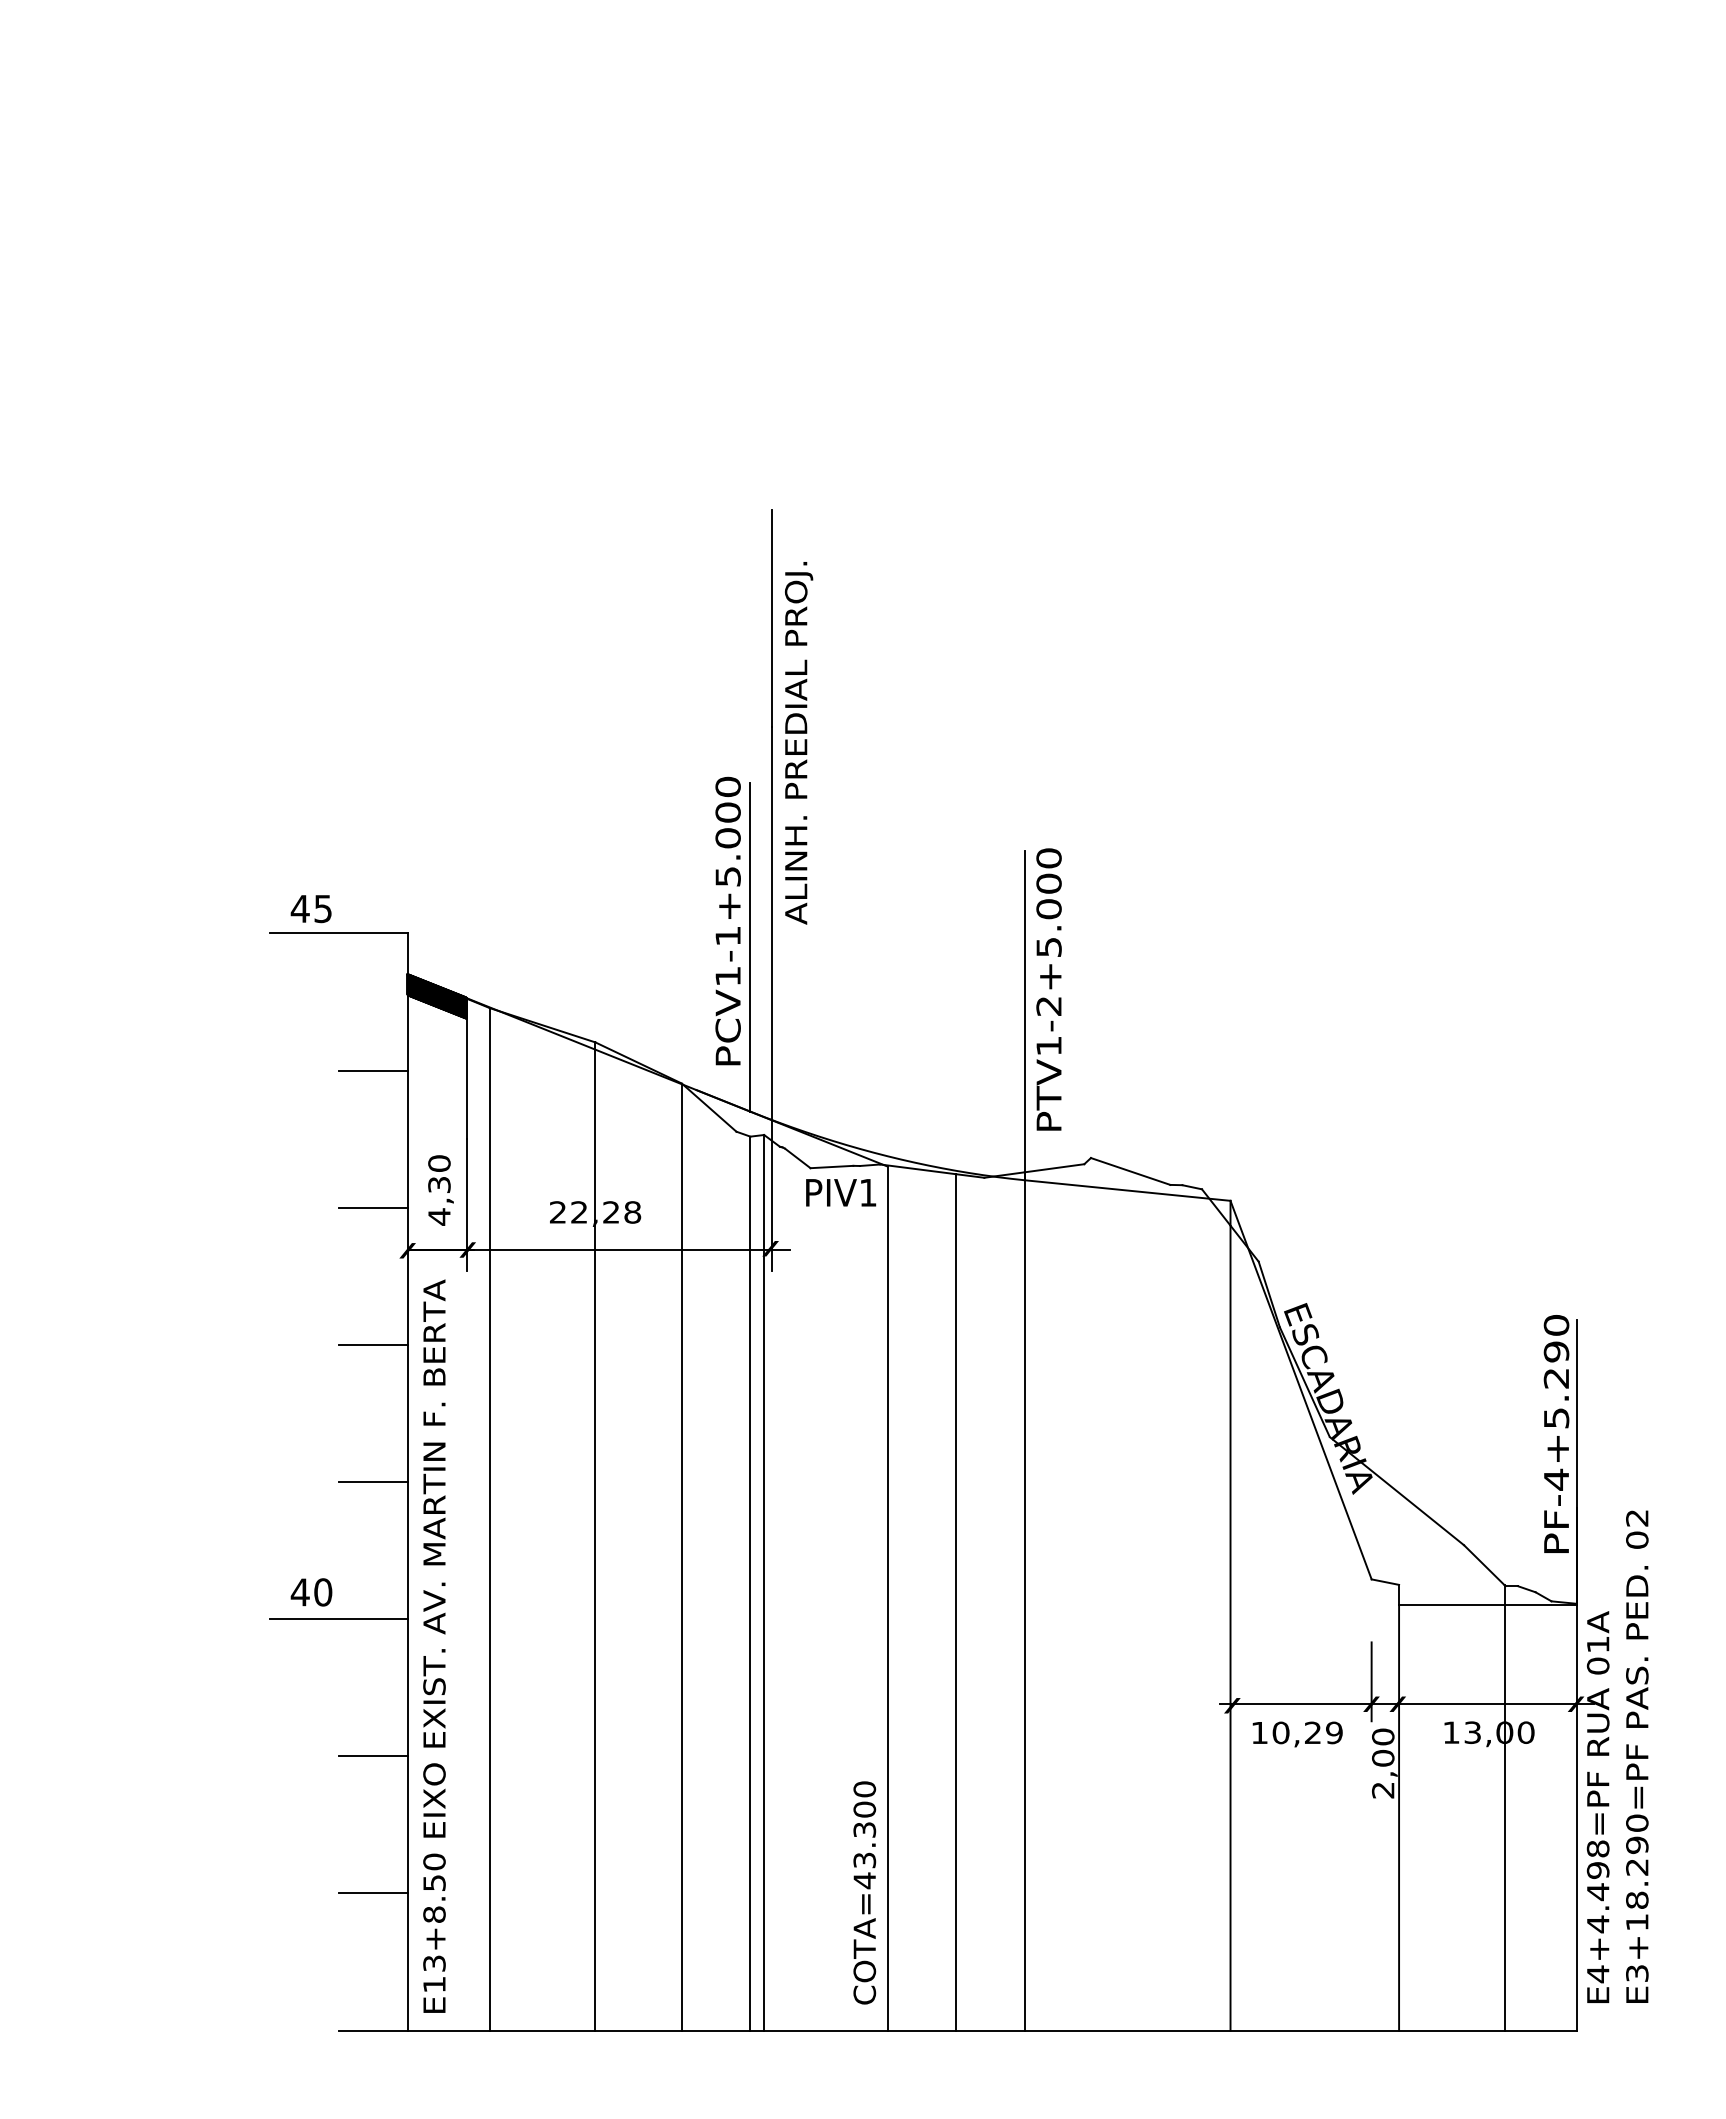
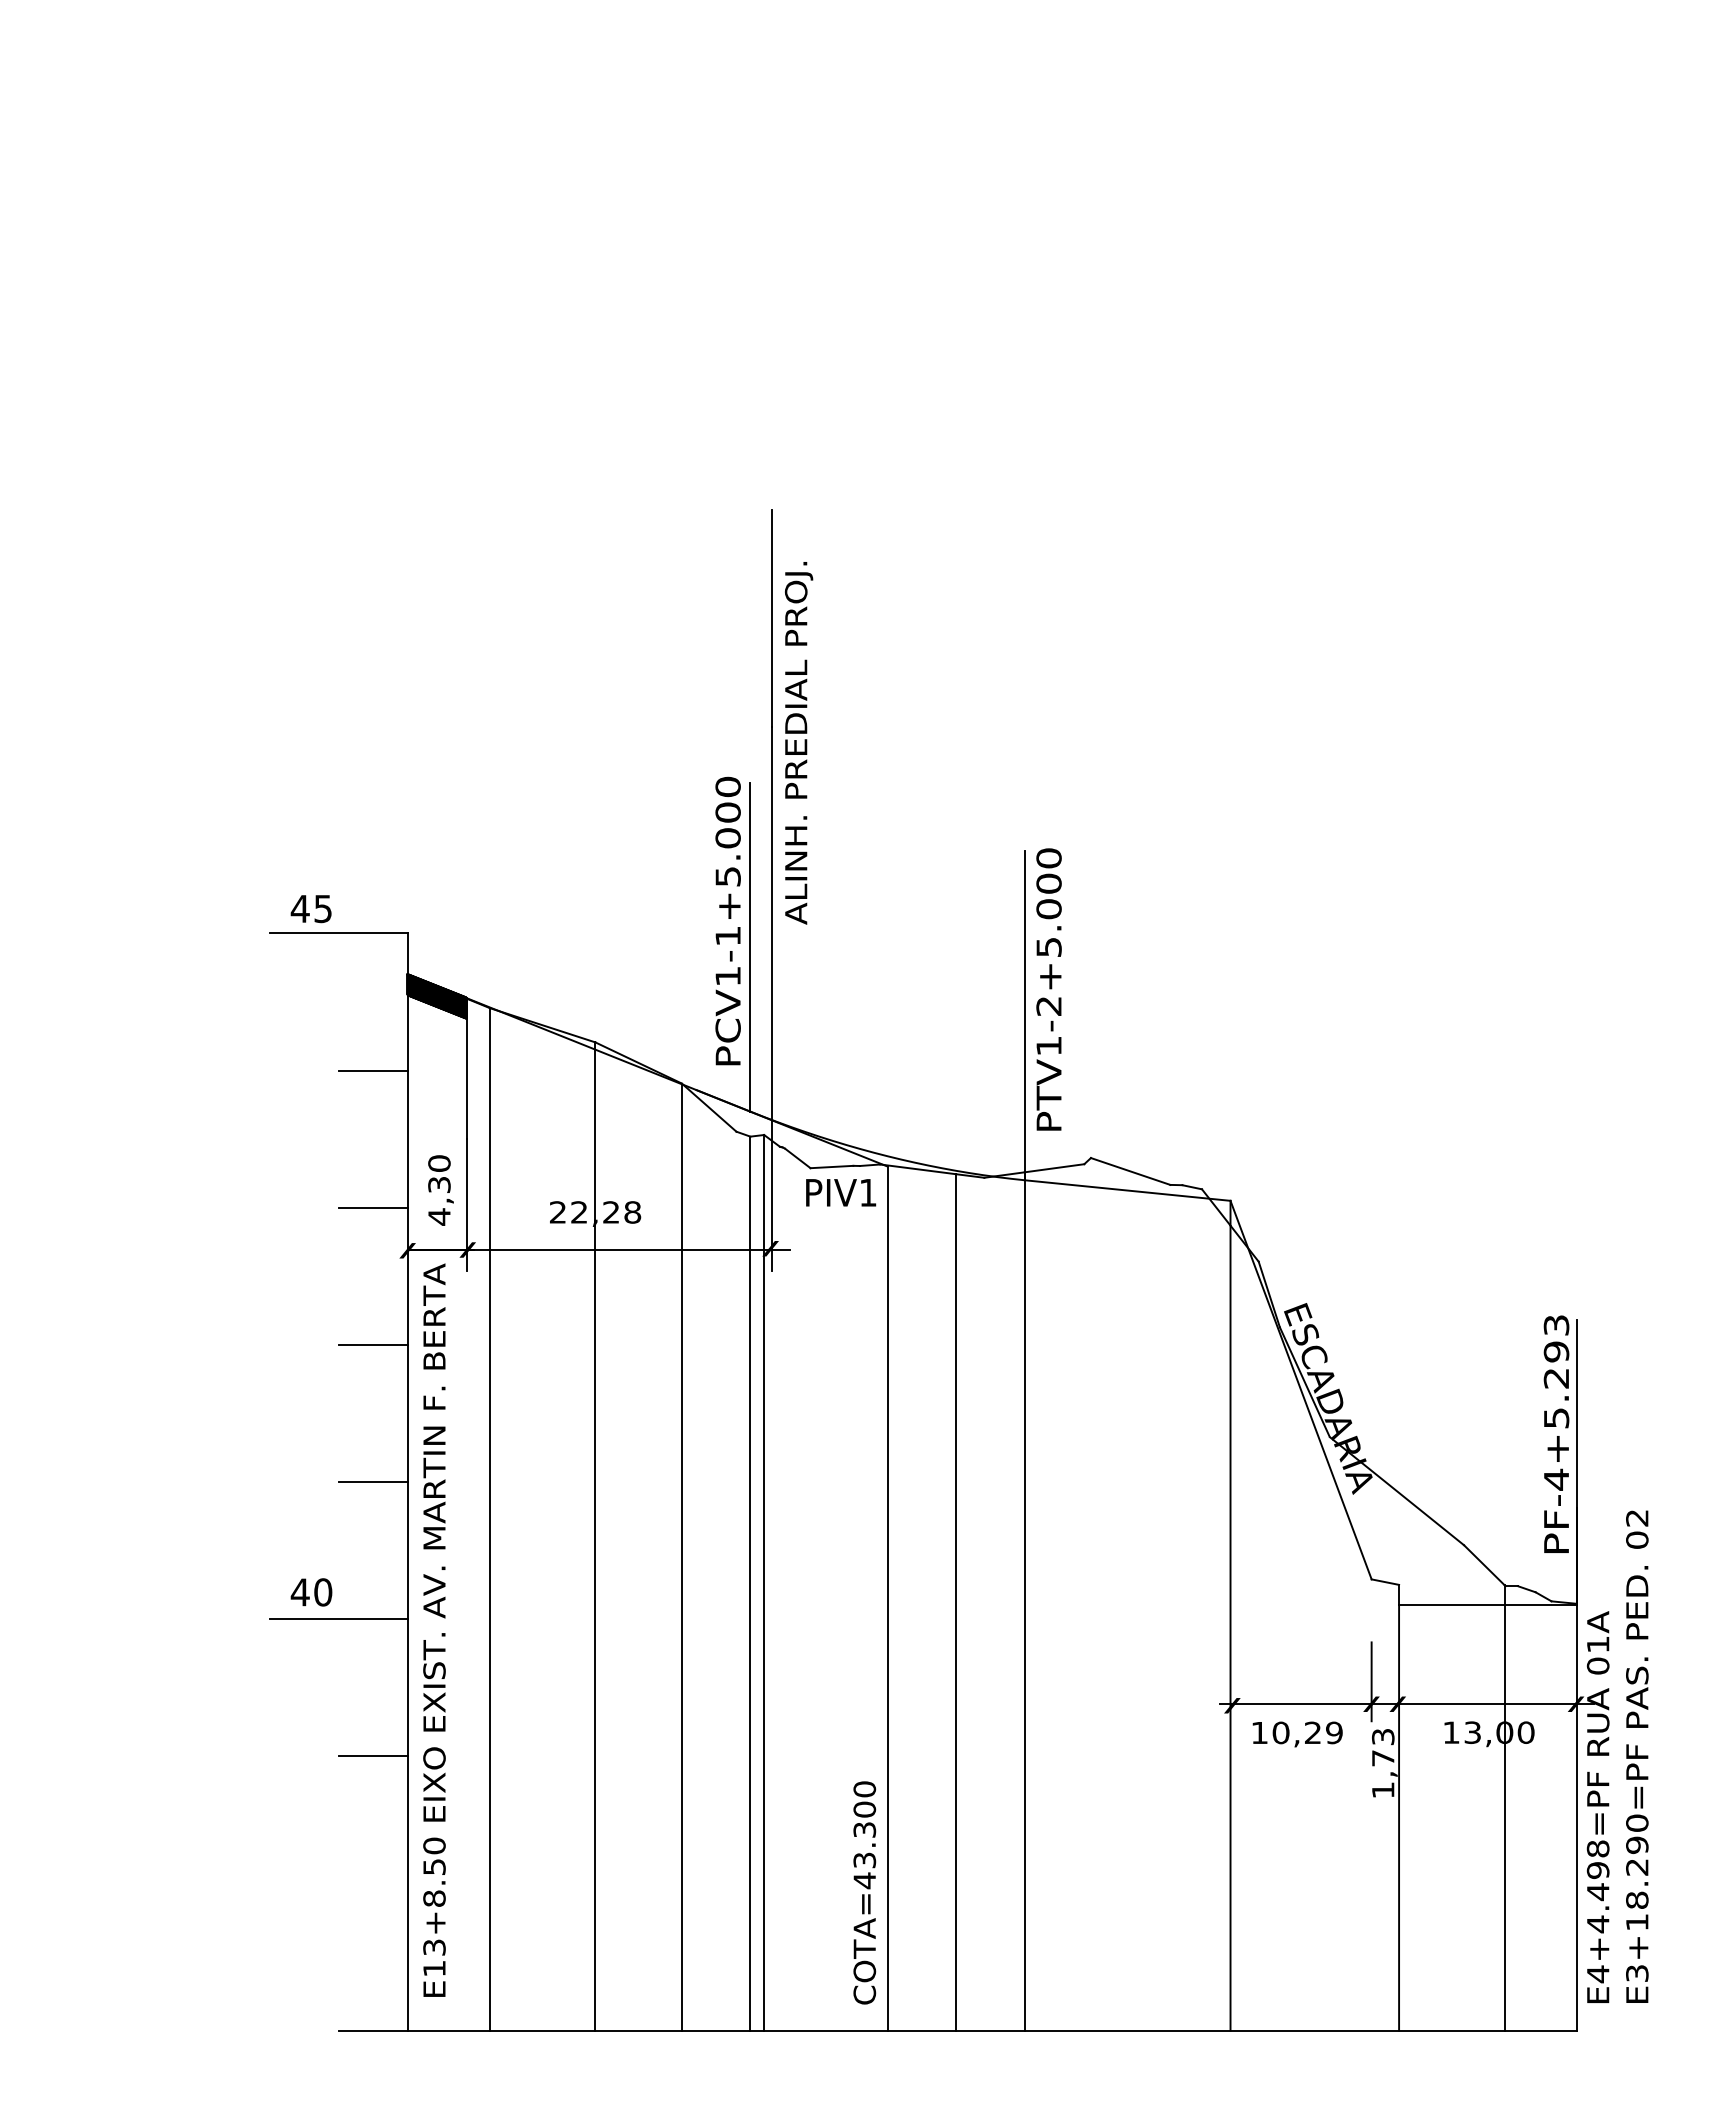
text: PF-4+5.290 -> PF-4+5.293 (1556, 1325)
text position: (434, 1645) -> (434, 1629) (434, 1629)
text: 2,00 -> 1,73 (1383, 1763)
line: present -> none (372, 1893)
